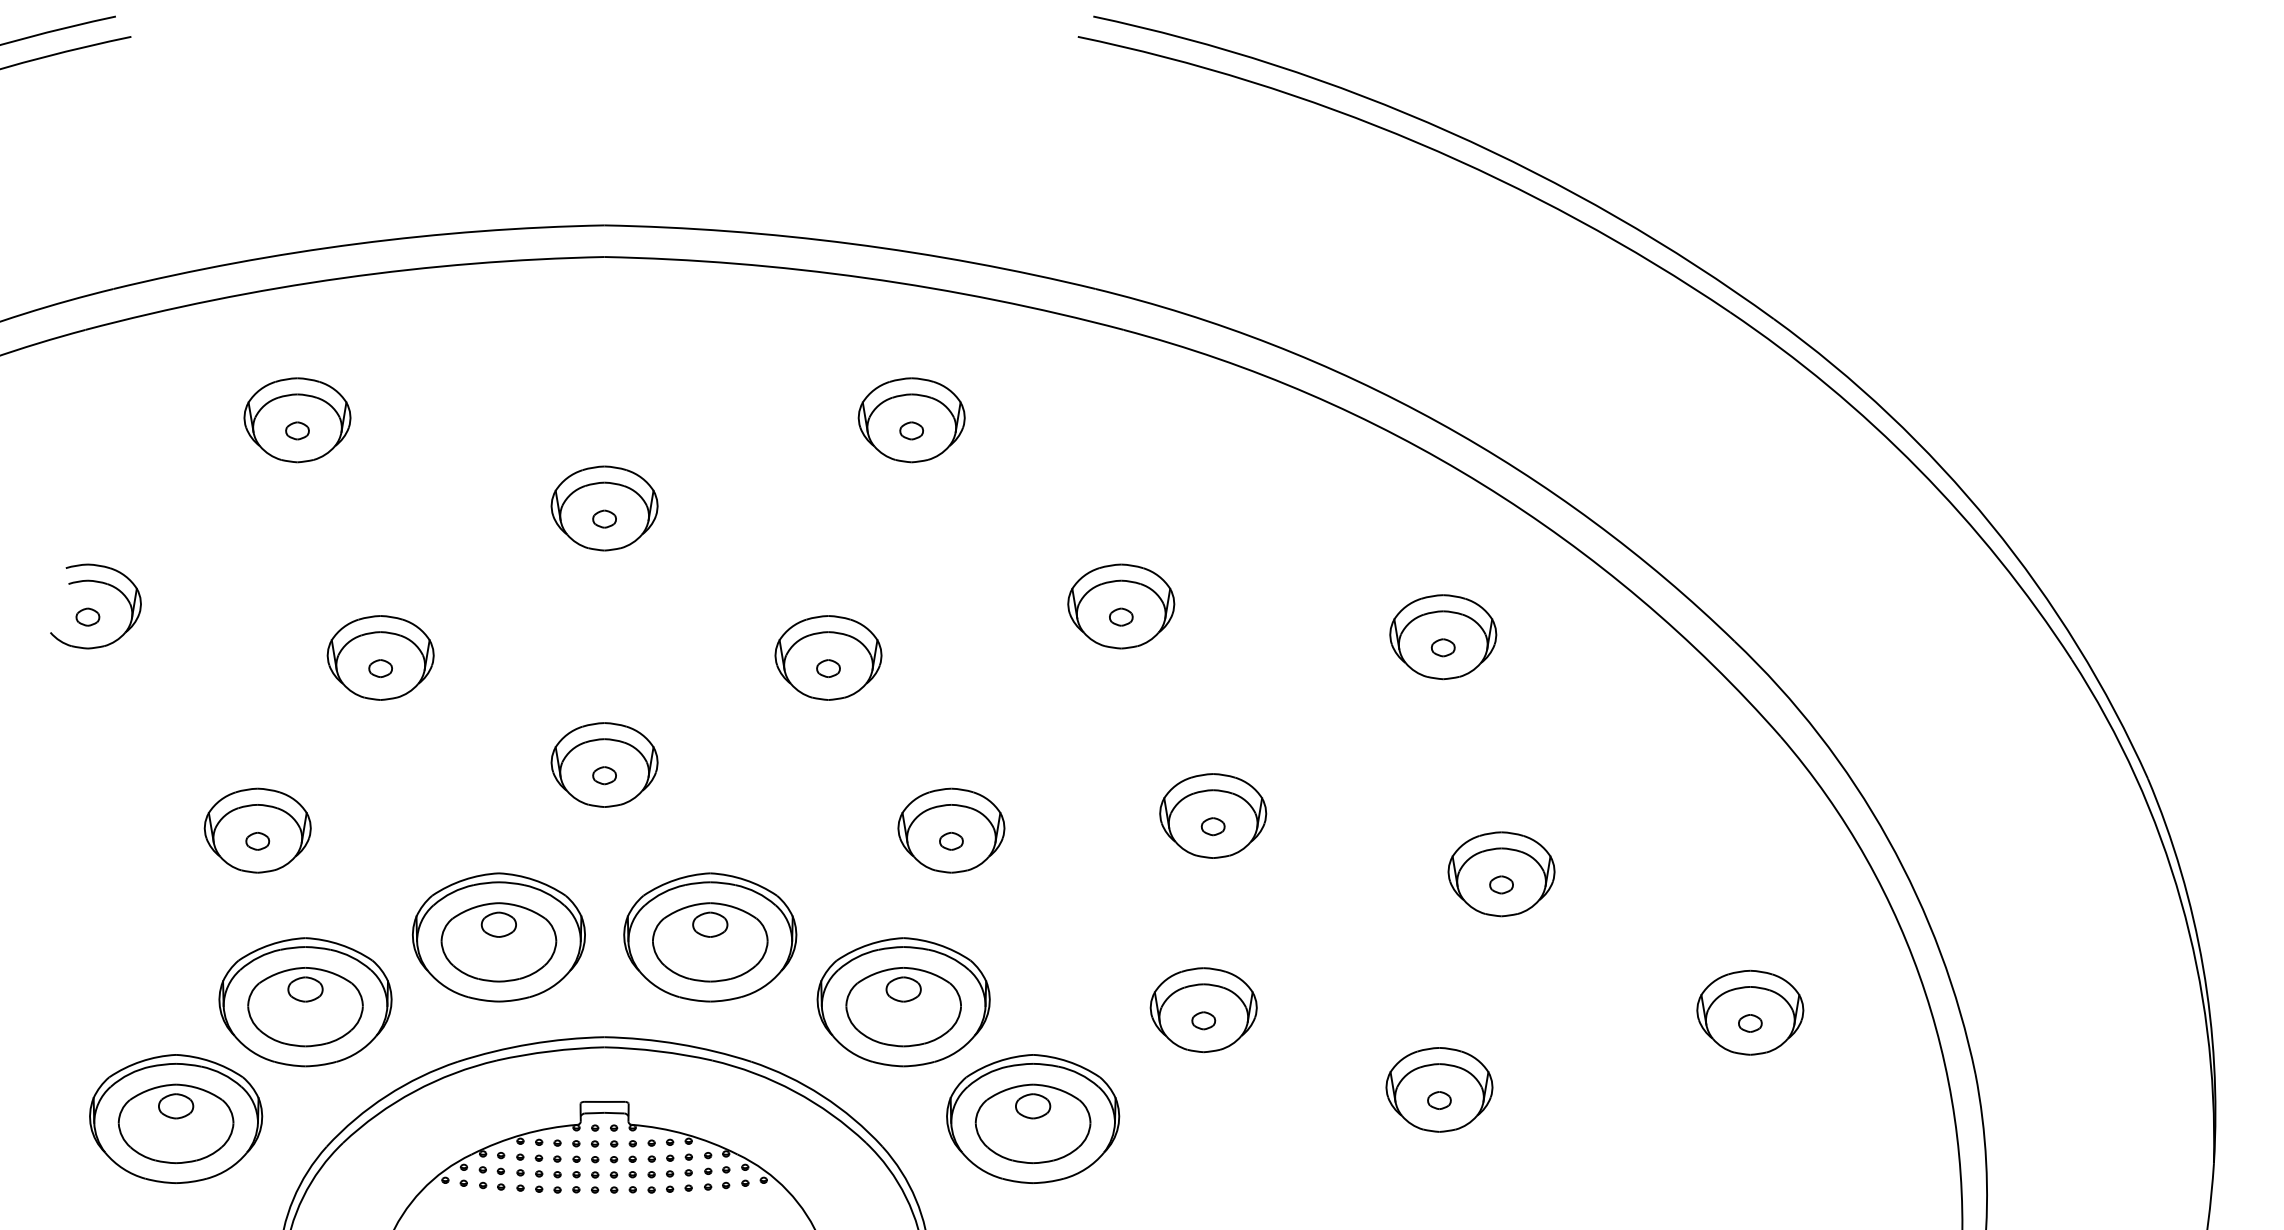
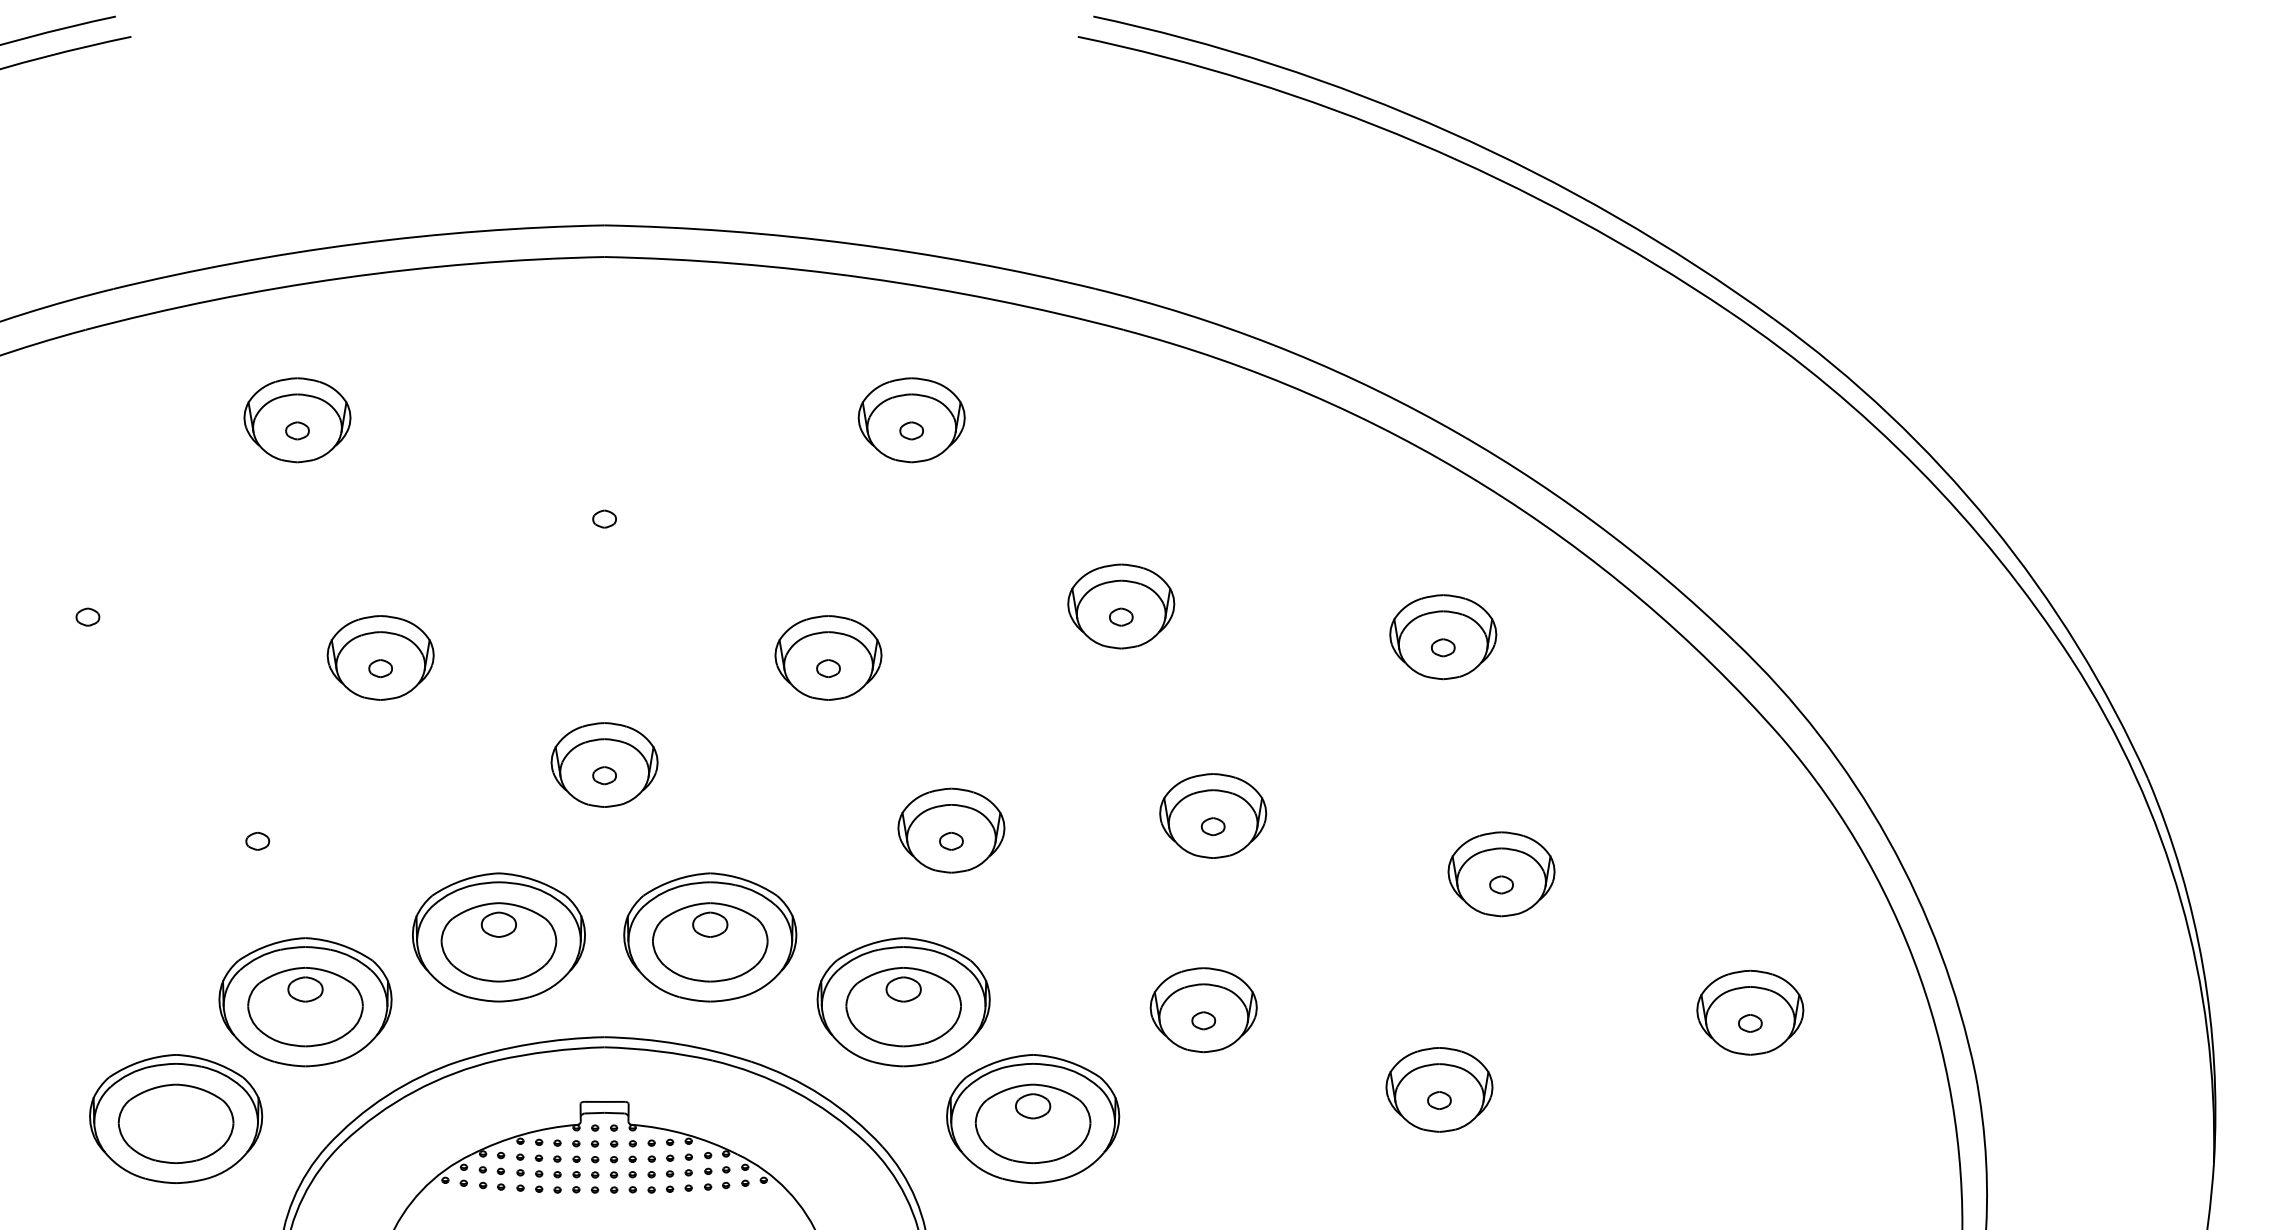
part: present -> none (604, 508)
part: present -> none (100, 583)
part: present -> none (257, 830)
part: present -> none (176, 1106)
